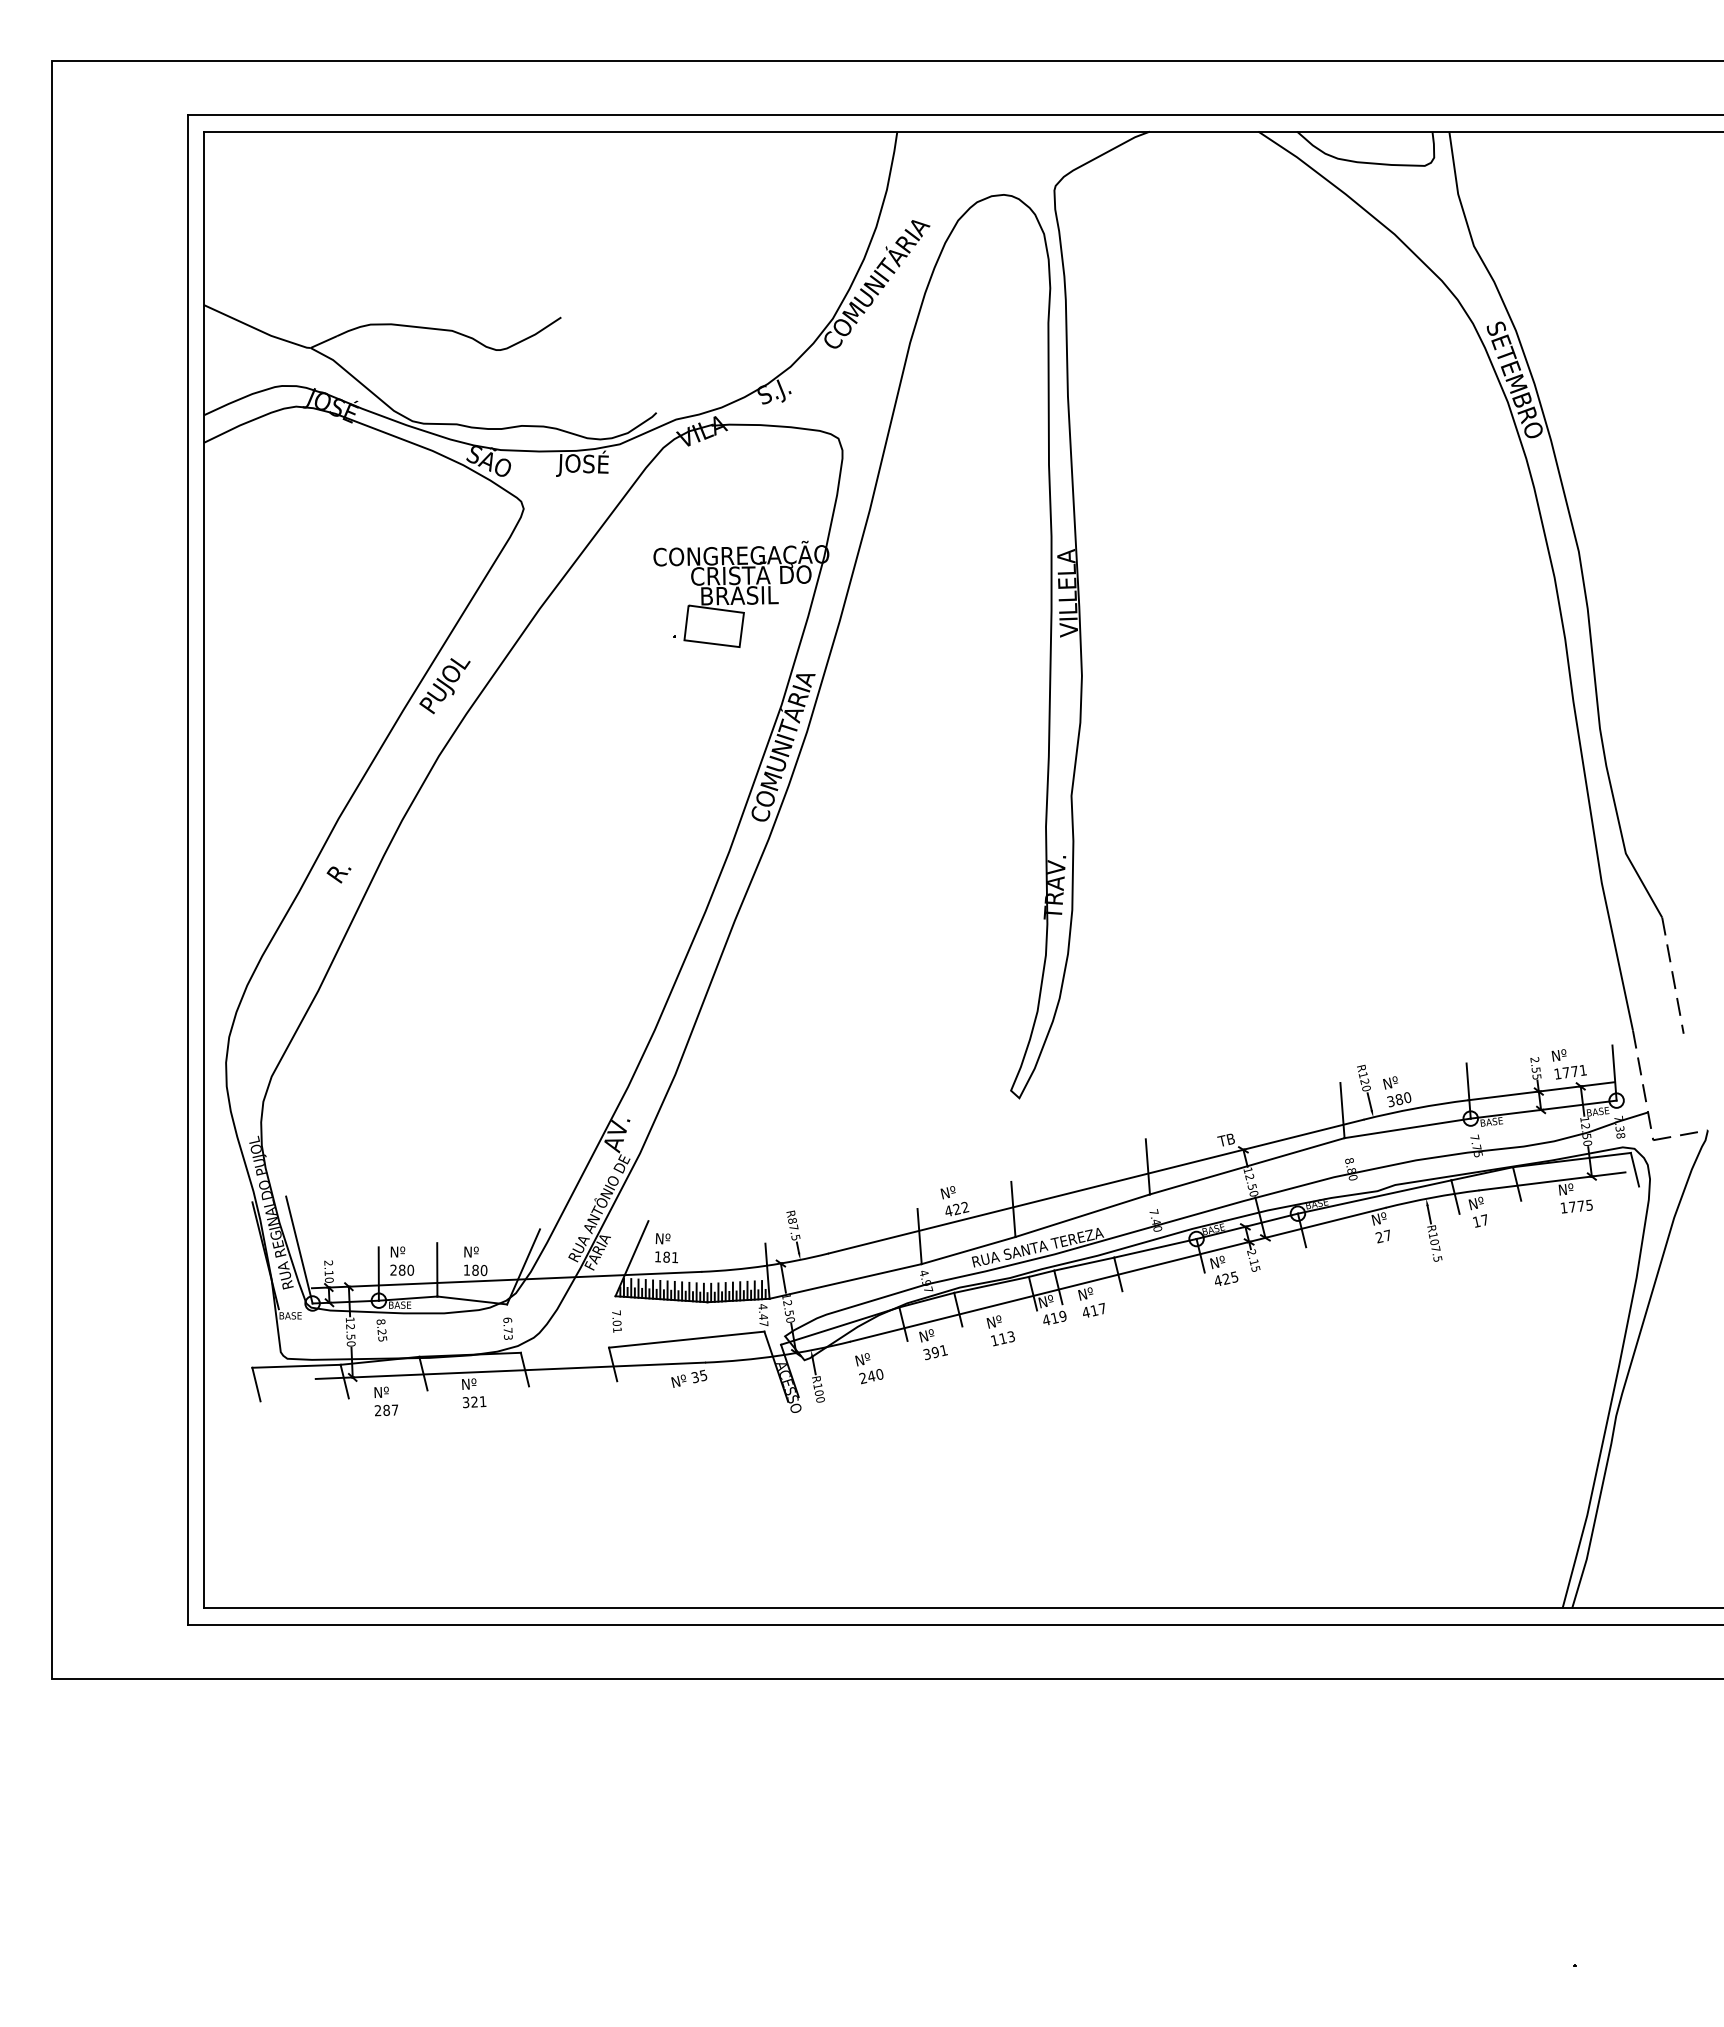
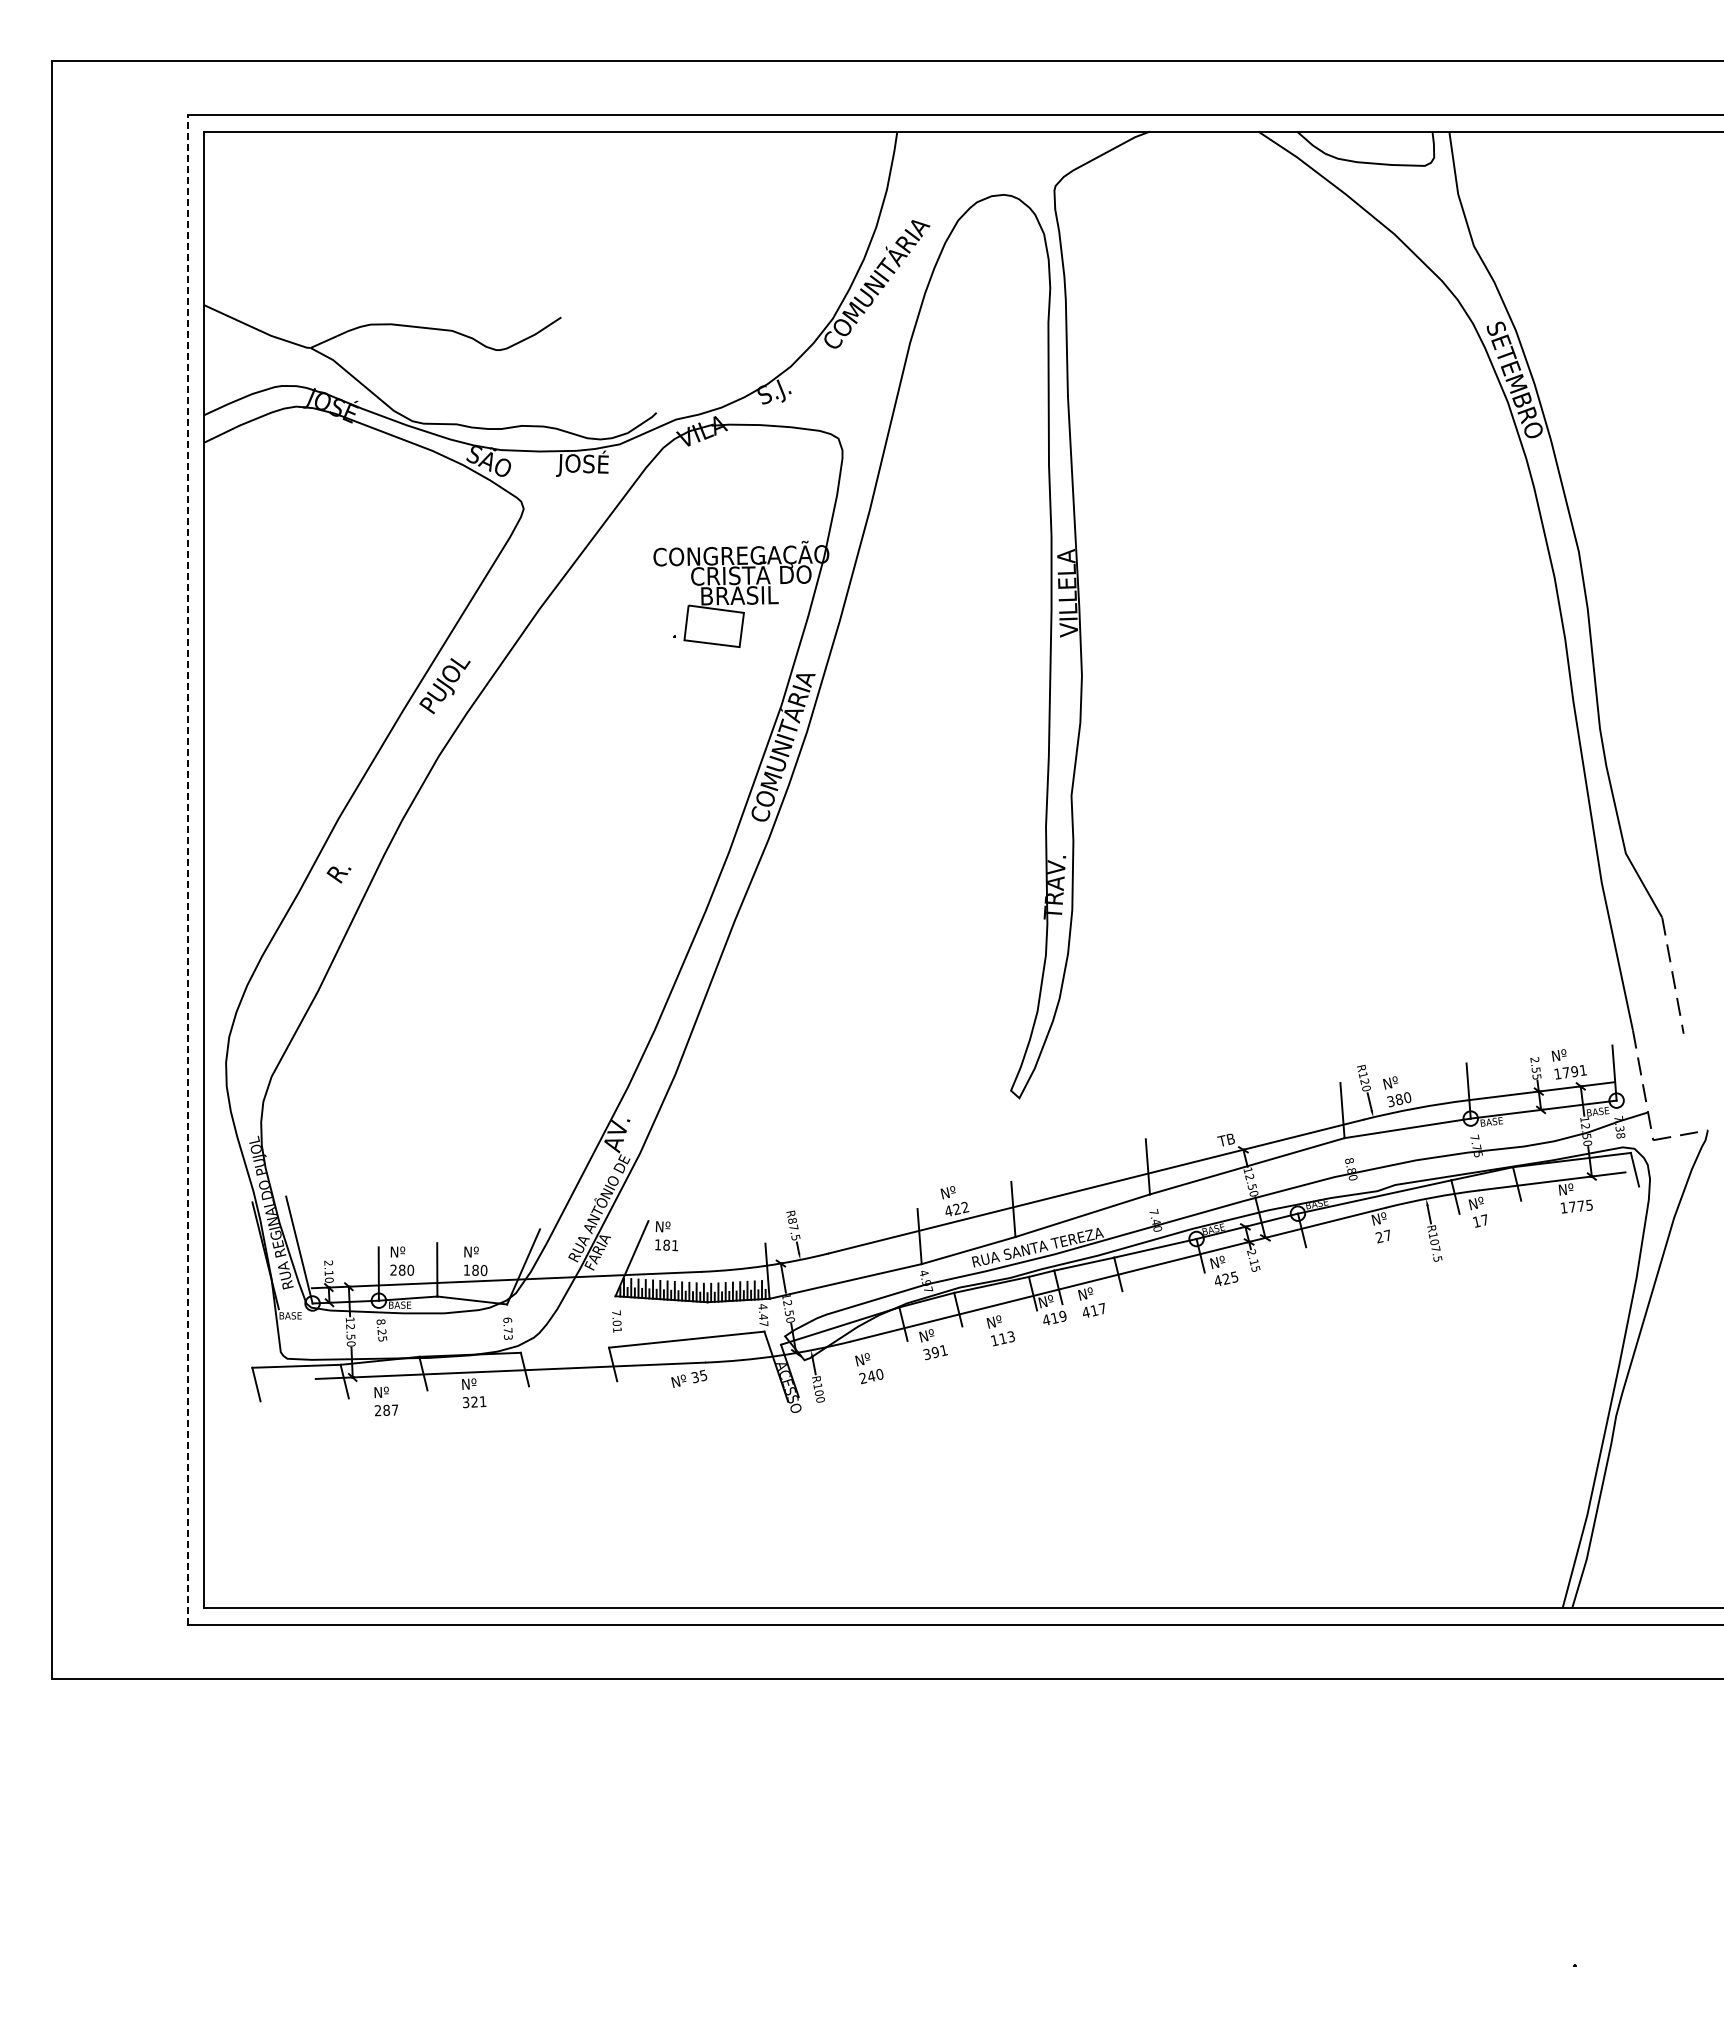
line: solid -> dashed (188, 870)
text: 1771 -> 1791 (1574, 1071)
text position: (666, 1248) -> (666, 1236) (666, 1236)
